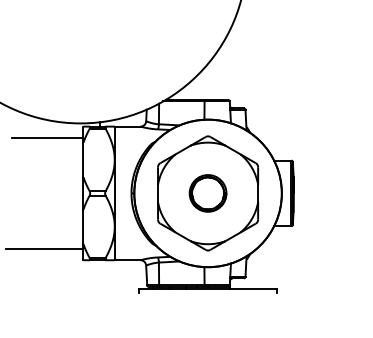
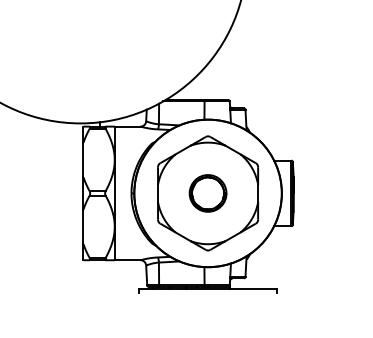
line: present -> none (47, 137)
line: present -> none (44, 248)
